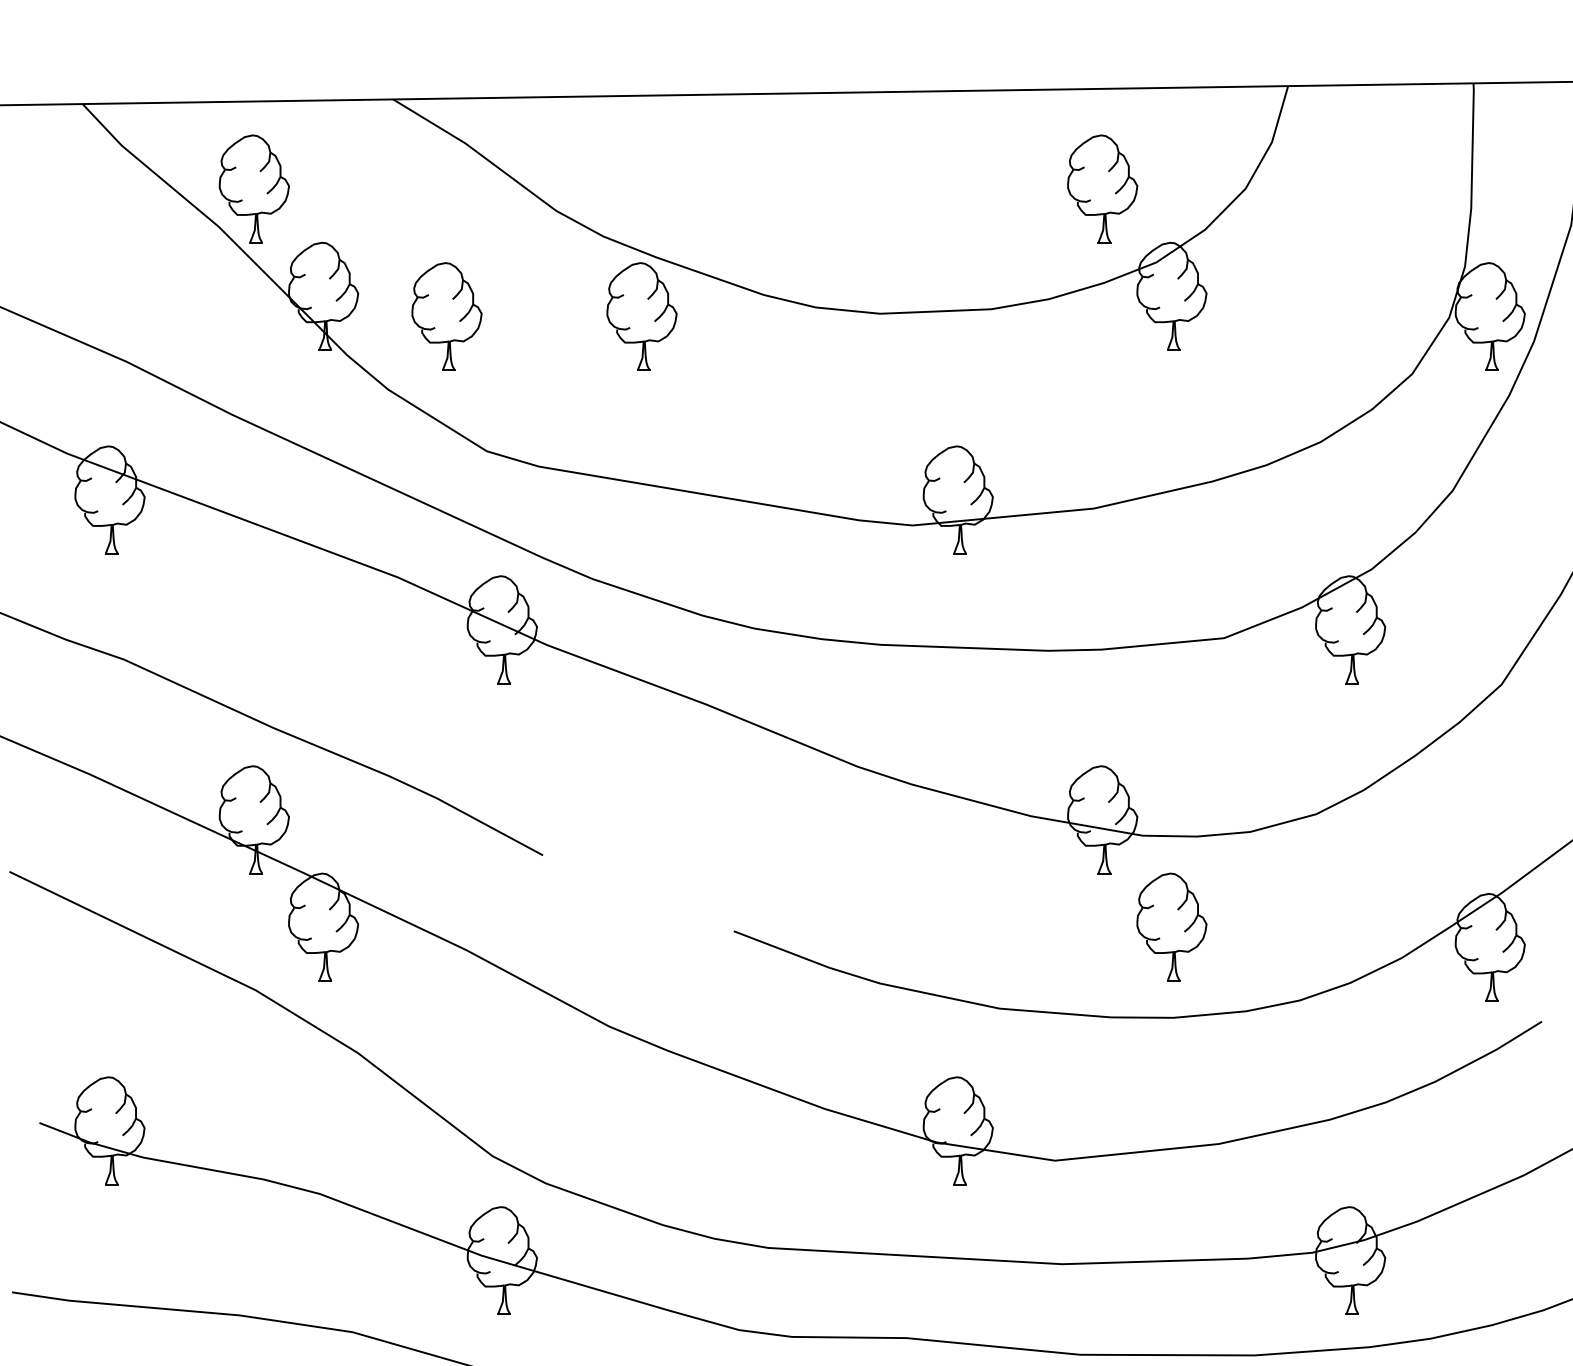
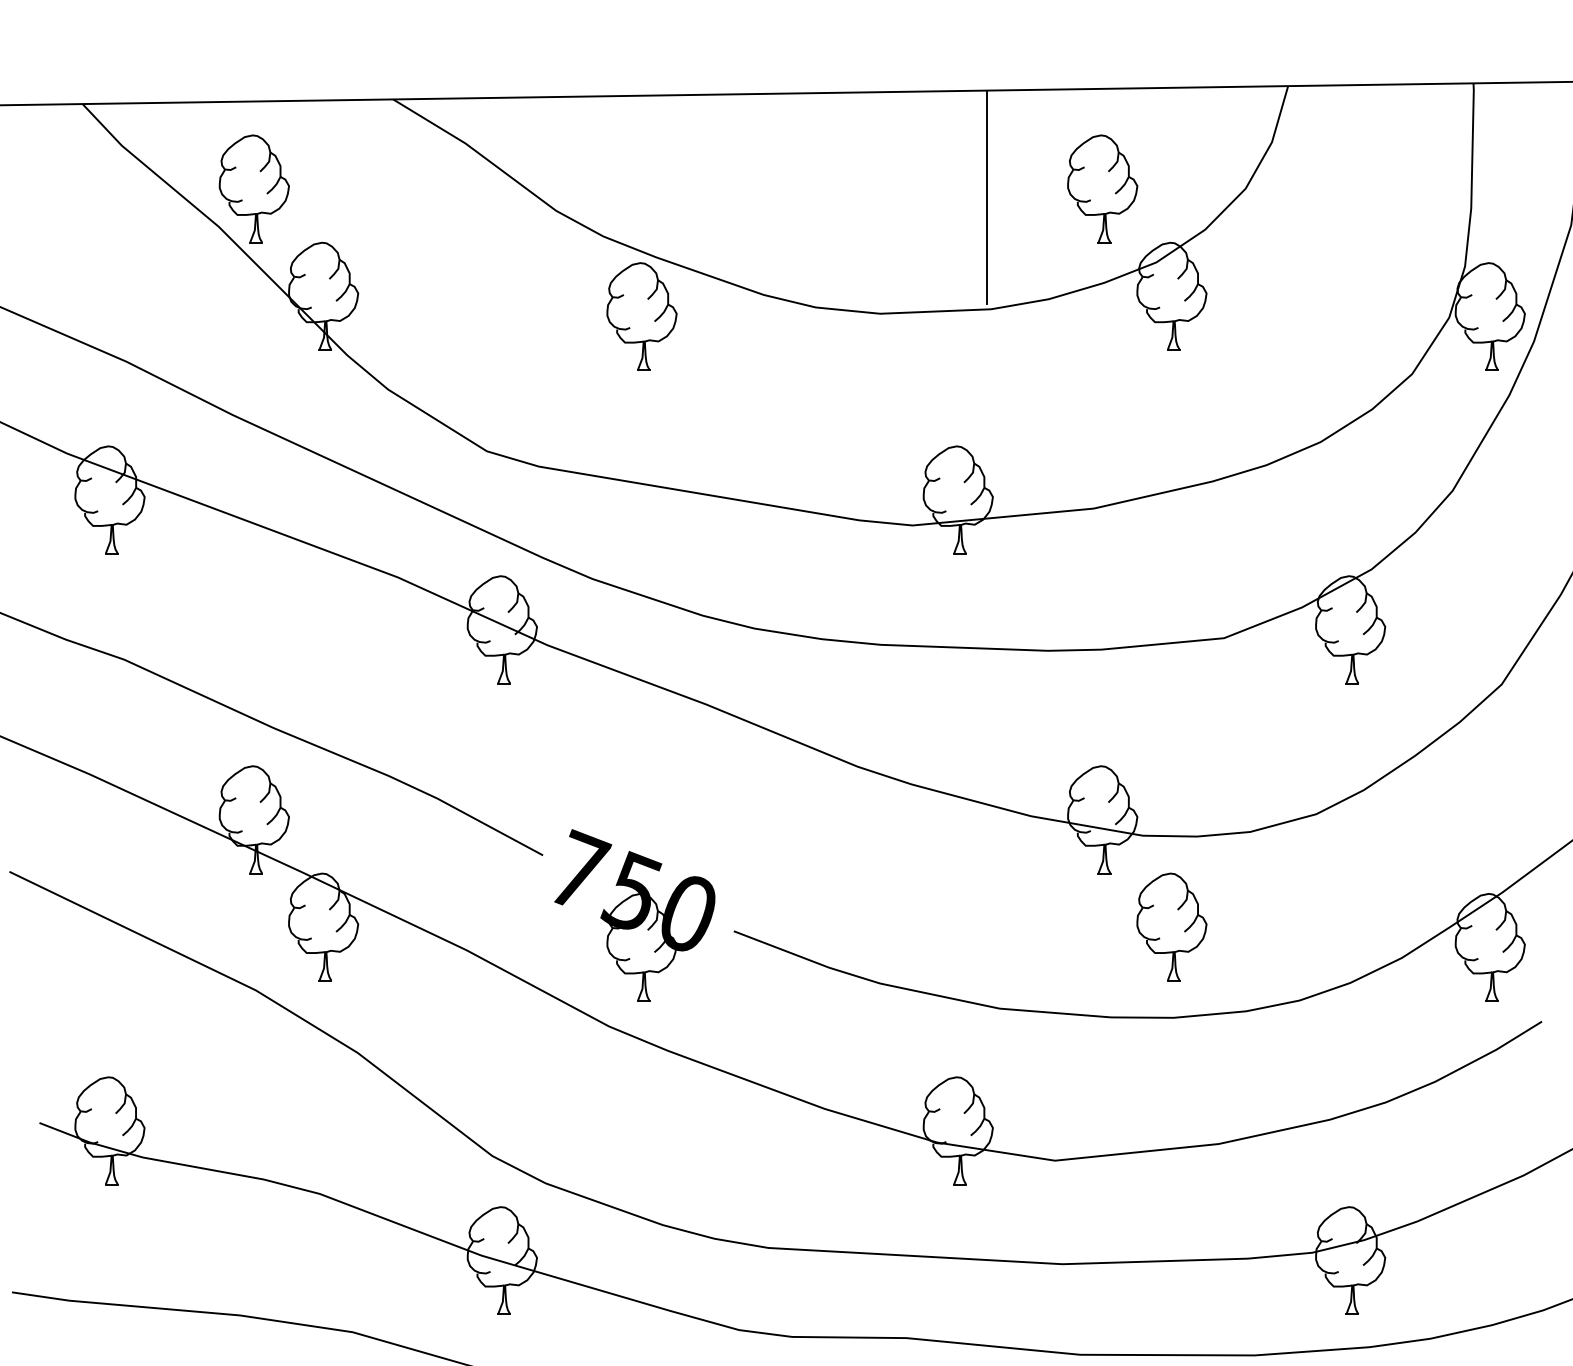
line: none -> present (986, 197)
part: present -> none (446, 316)
part: none -> present (634, 915)
